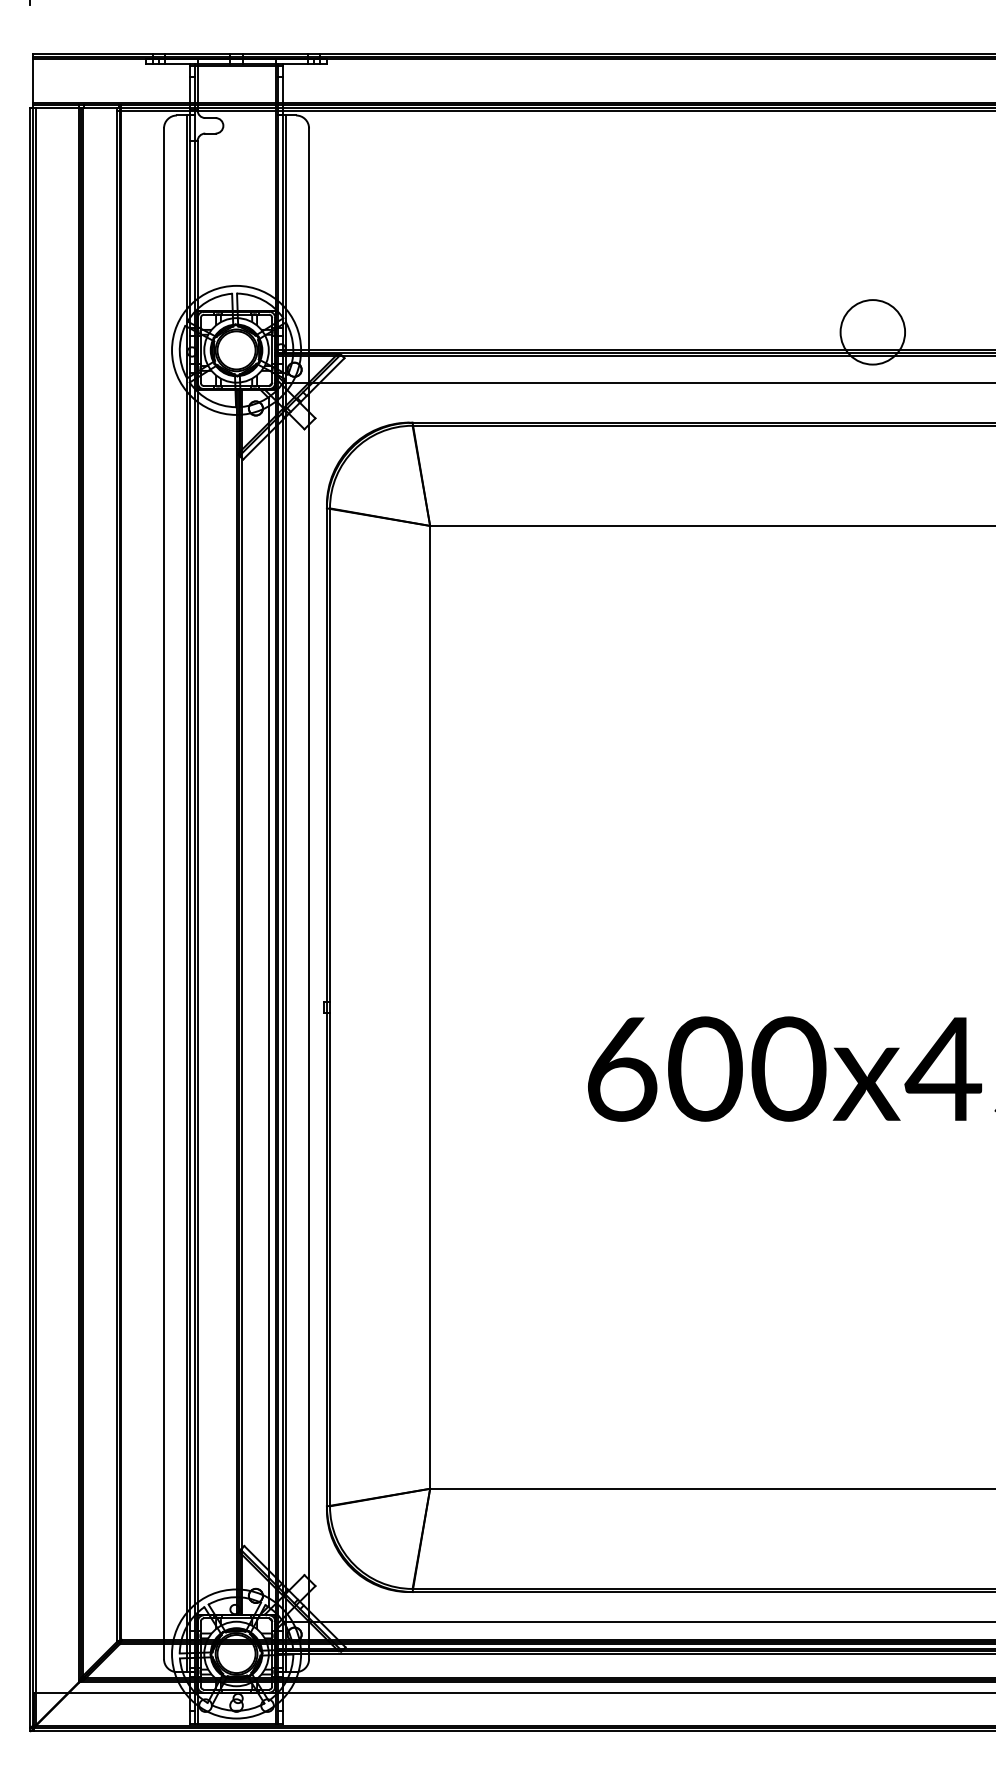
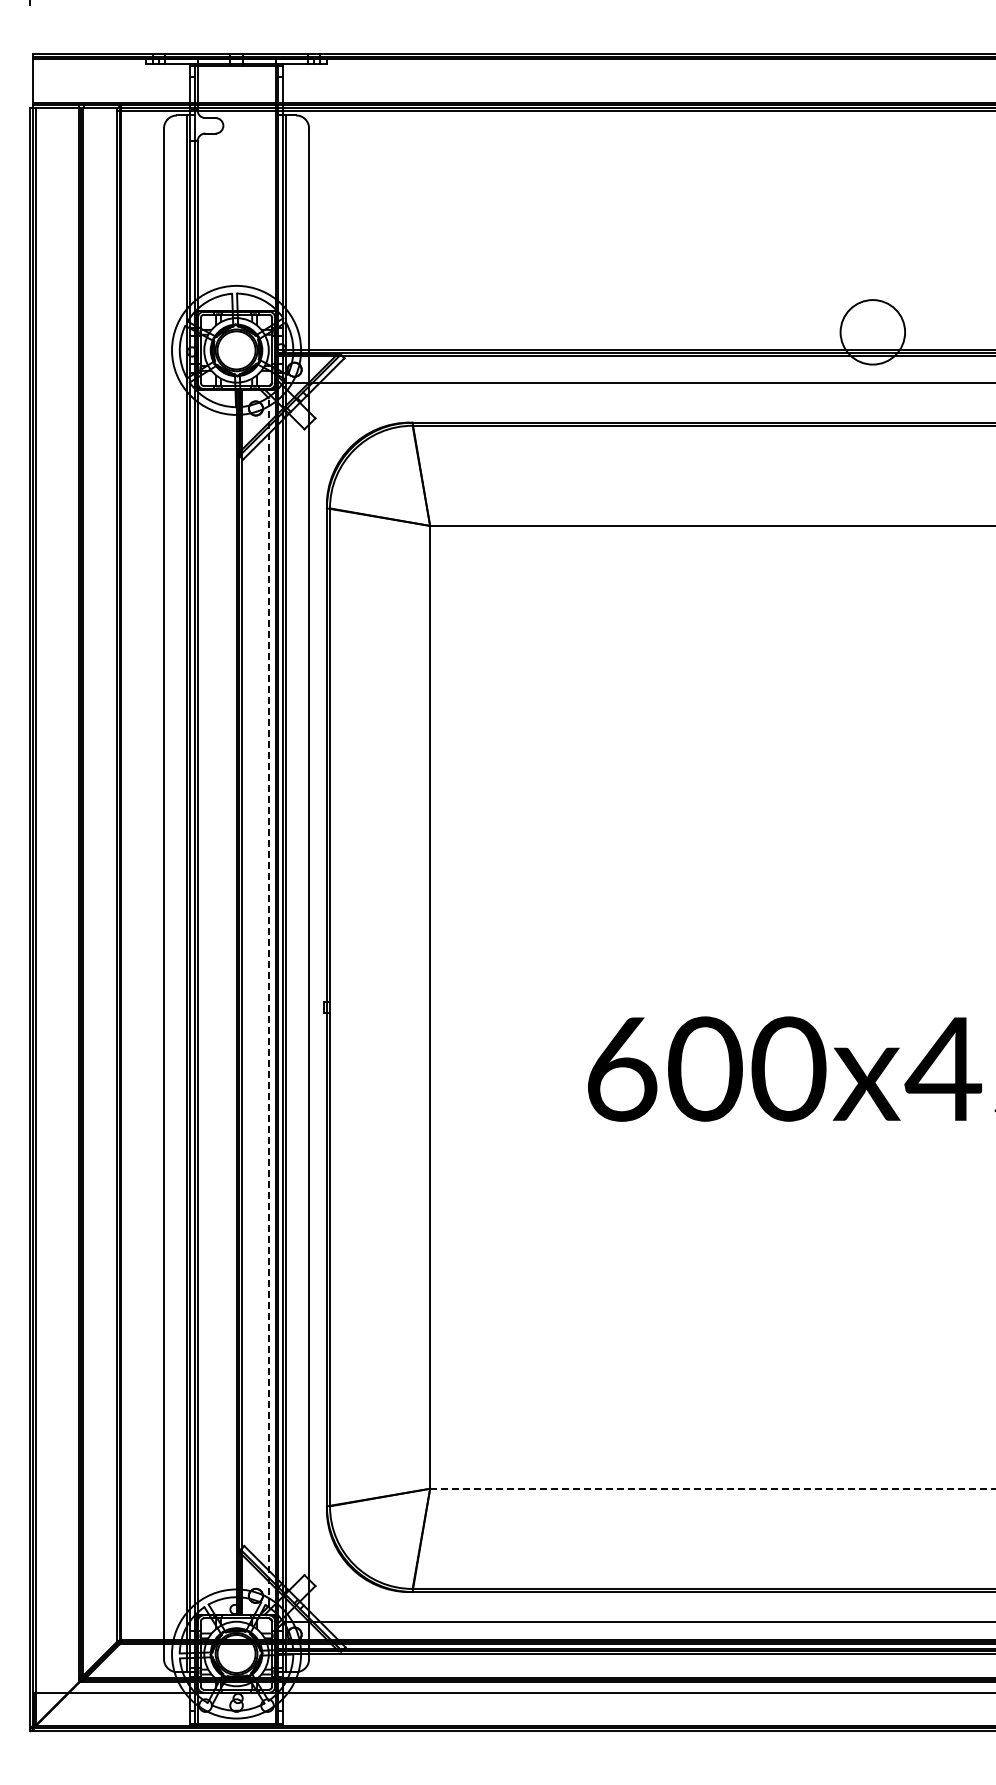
line: solid -> dashed (268, 1001)
line: solid -> dashed (712, 1488)
